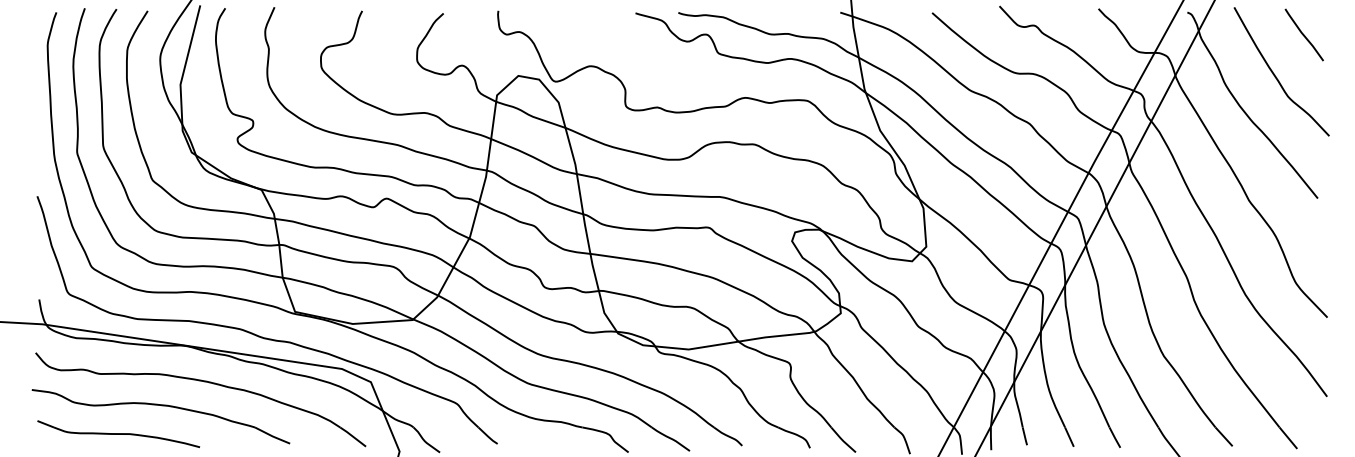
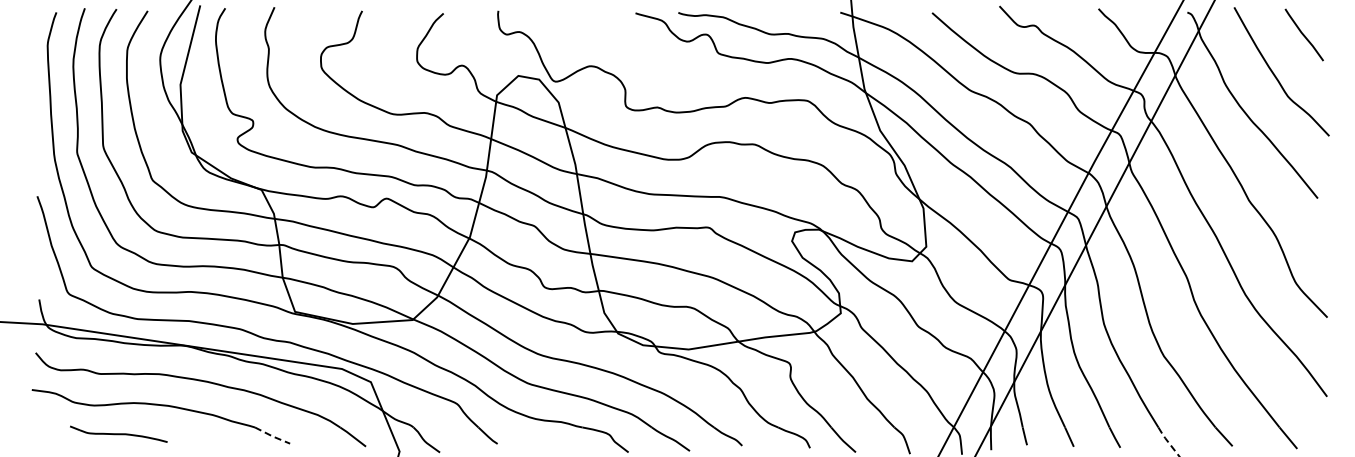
part size: 164x29 px -> 98x18 px (118, 433)
line: solid -> dashed (272, 436)
line: solid -> dashed (1167, 441)
